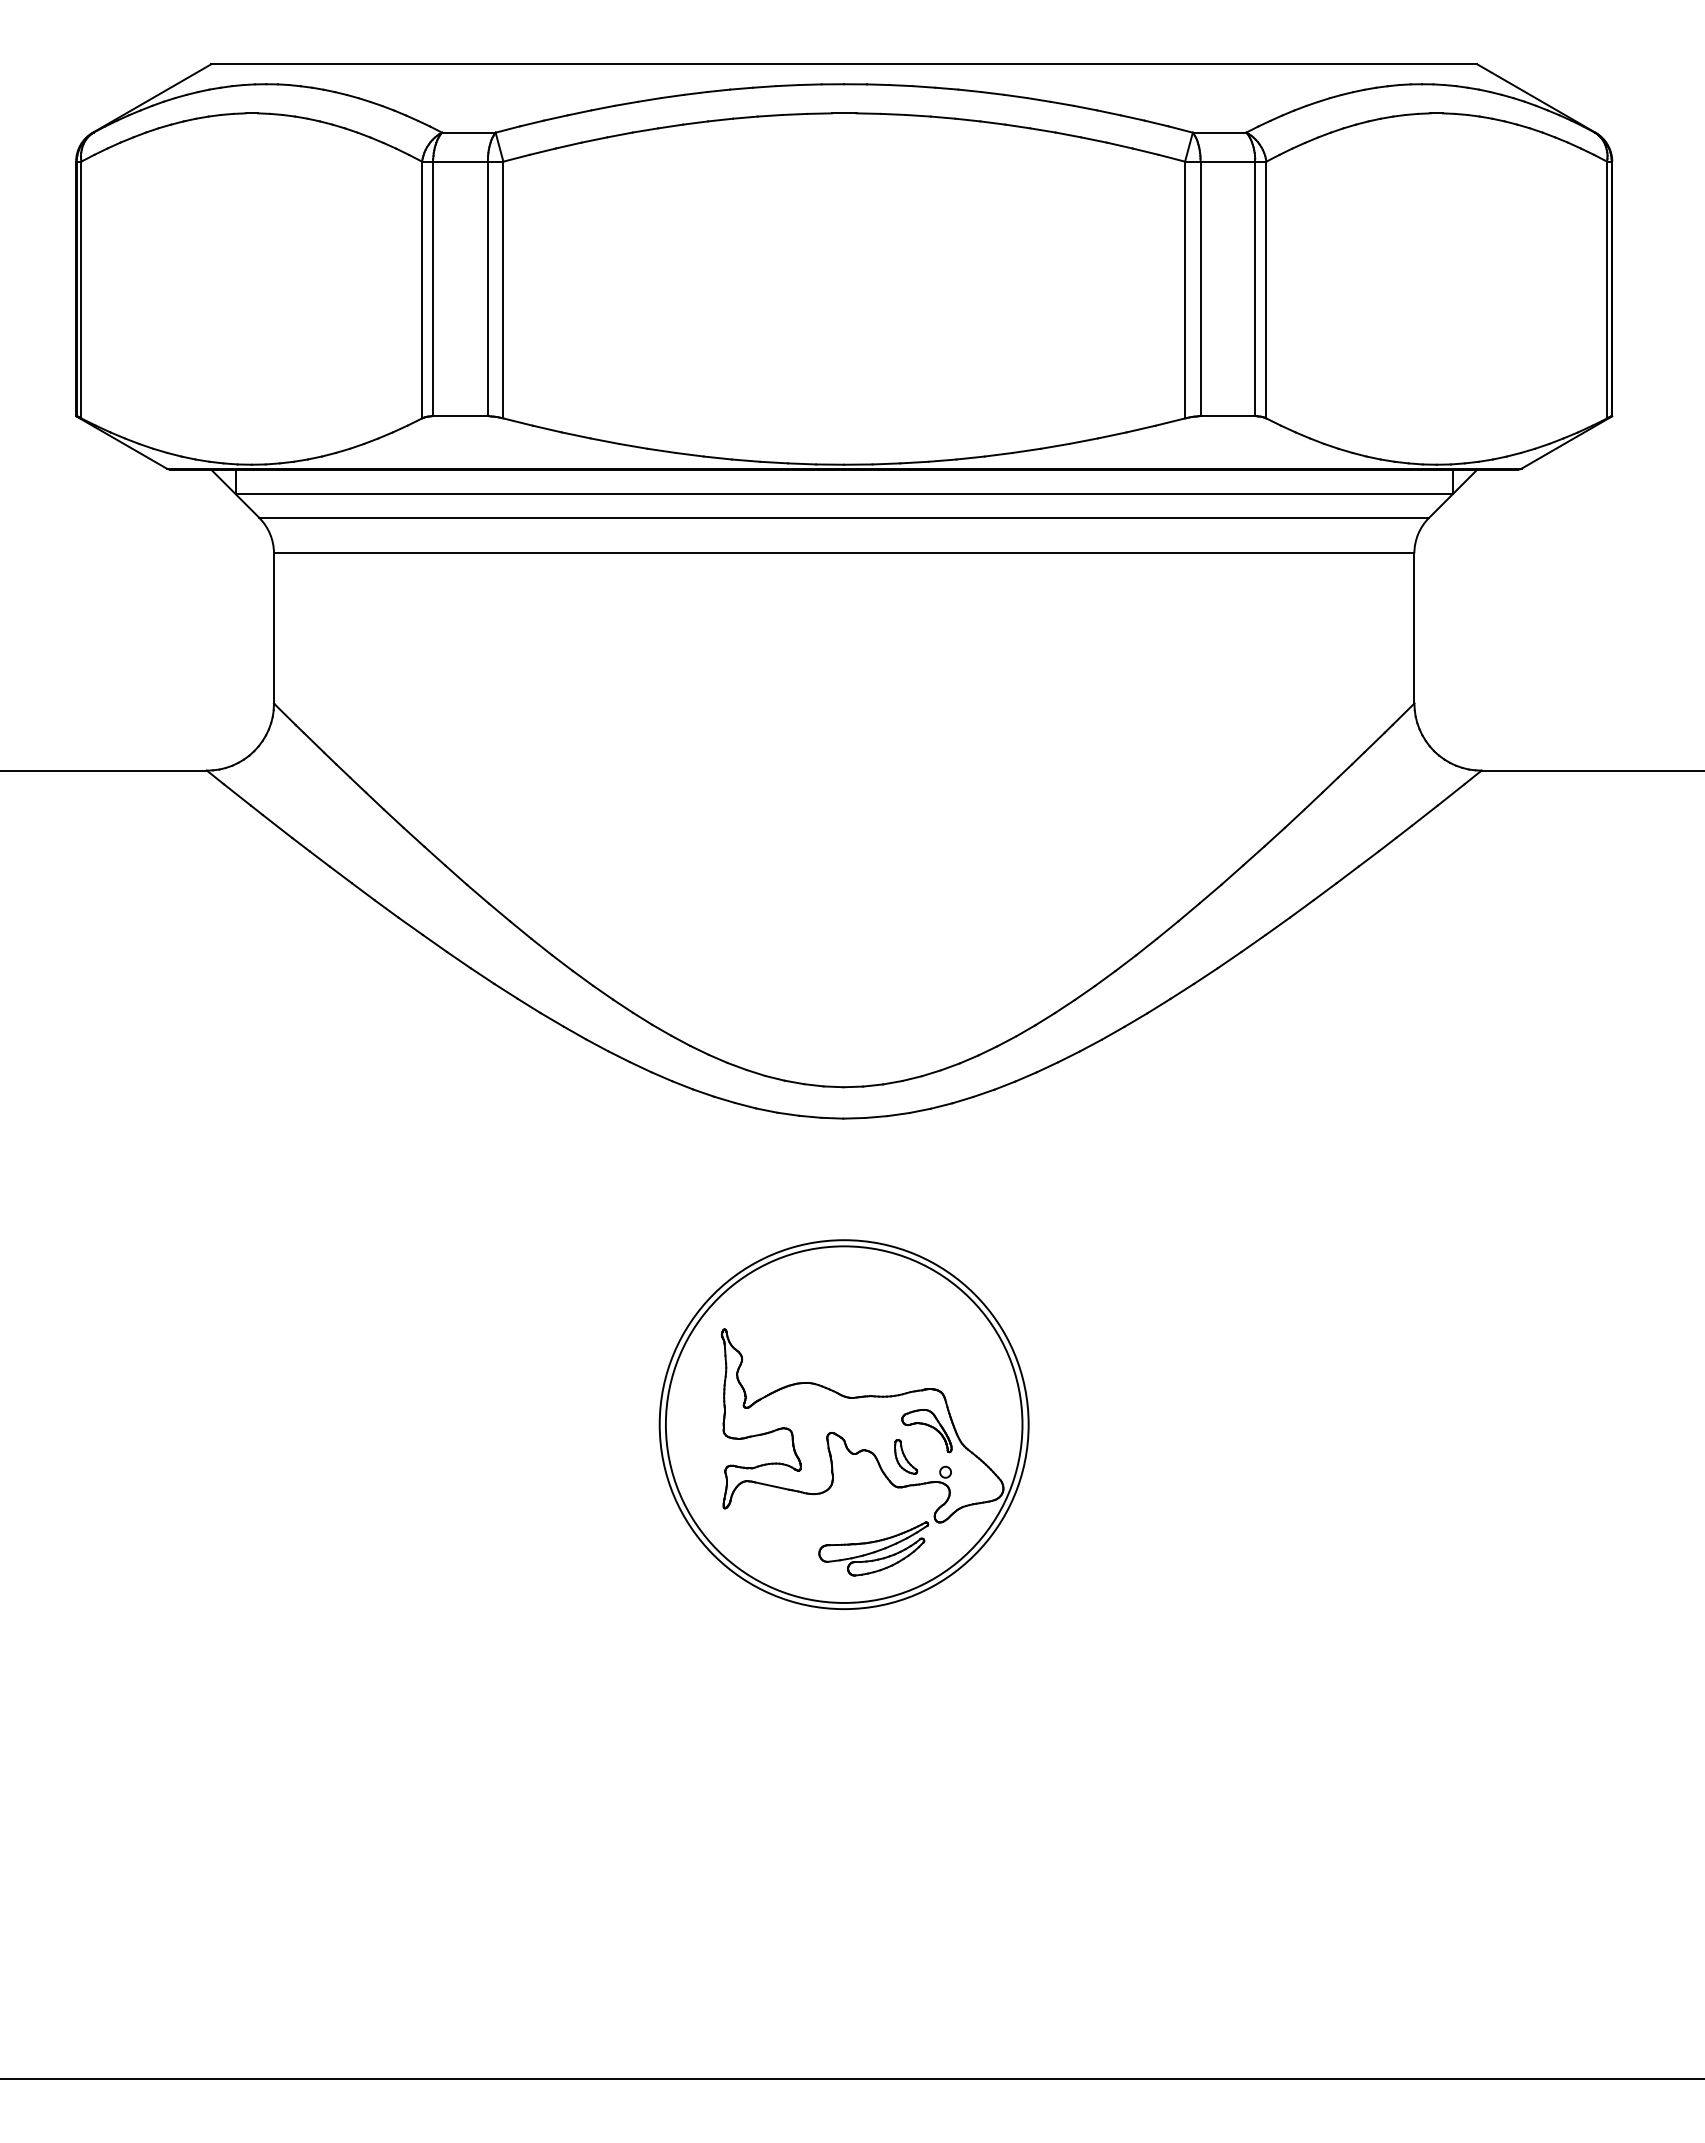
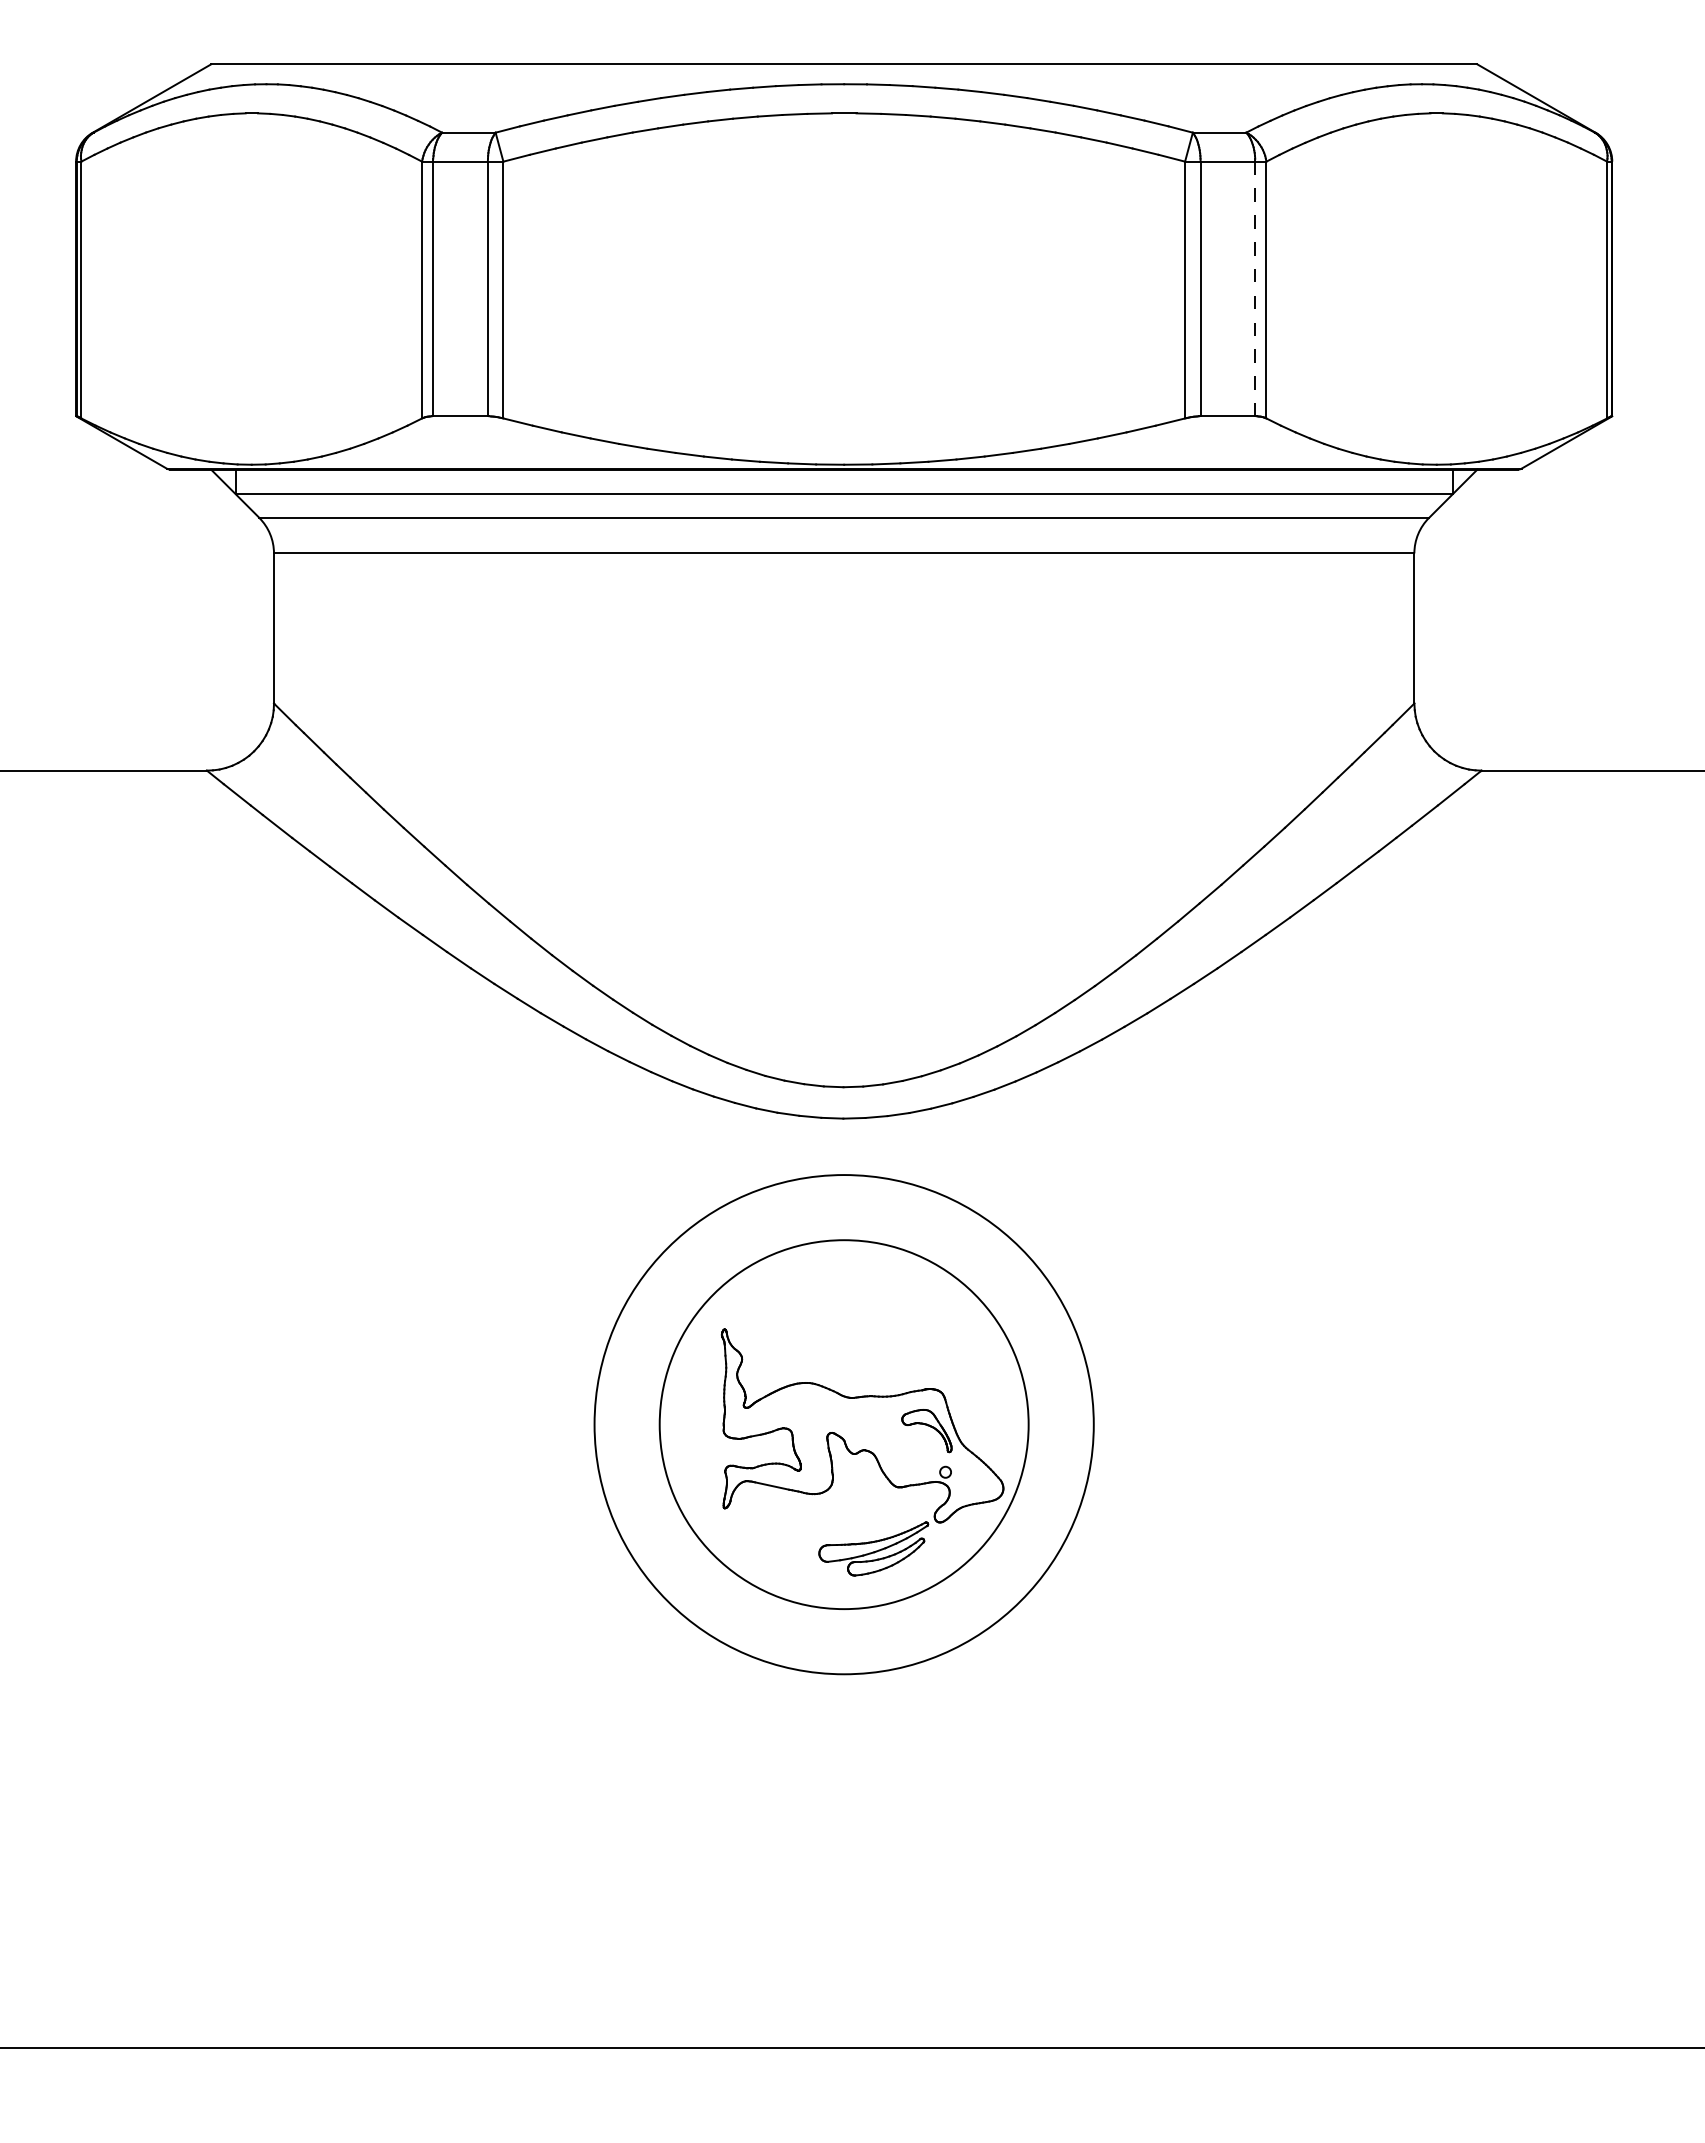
line: solid -> dashed (1255, 289)
circle diameter: 357 px -> 499 px (843, 1424)
part: present -> none (906, 1456)
line position: (851, 2078) -> (851, 2047) (851, 2047)
